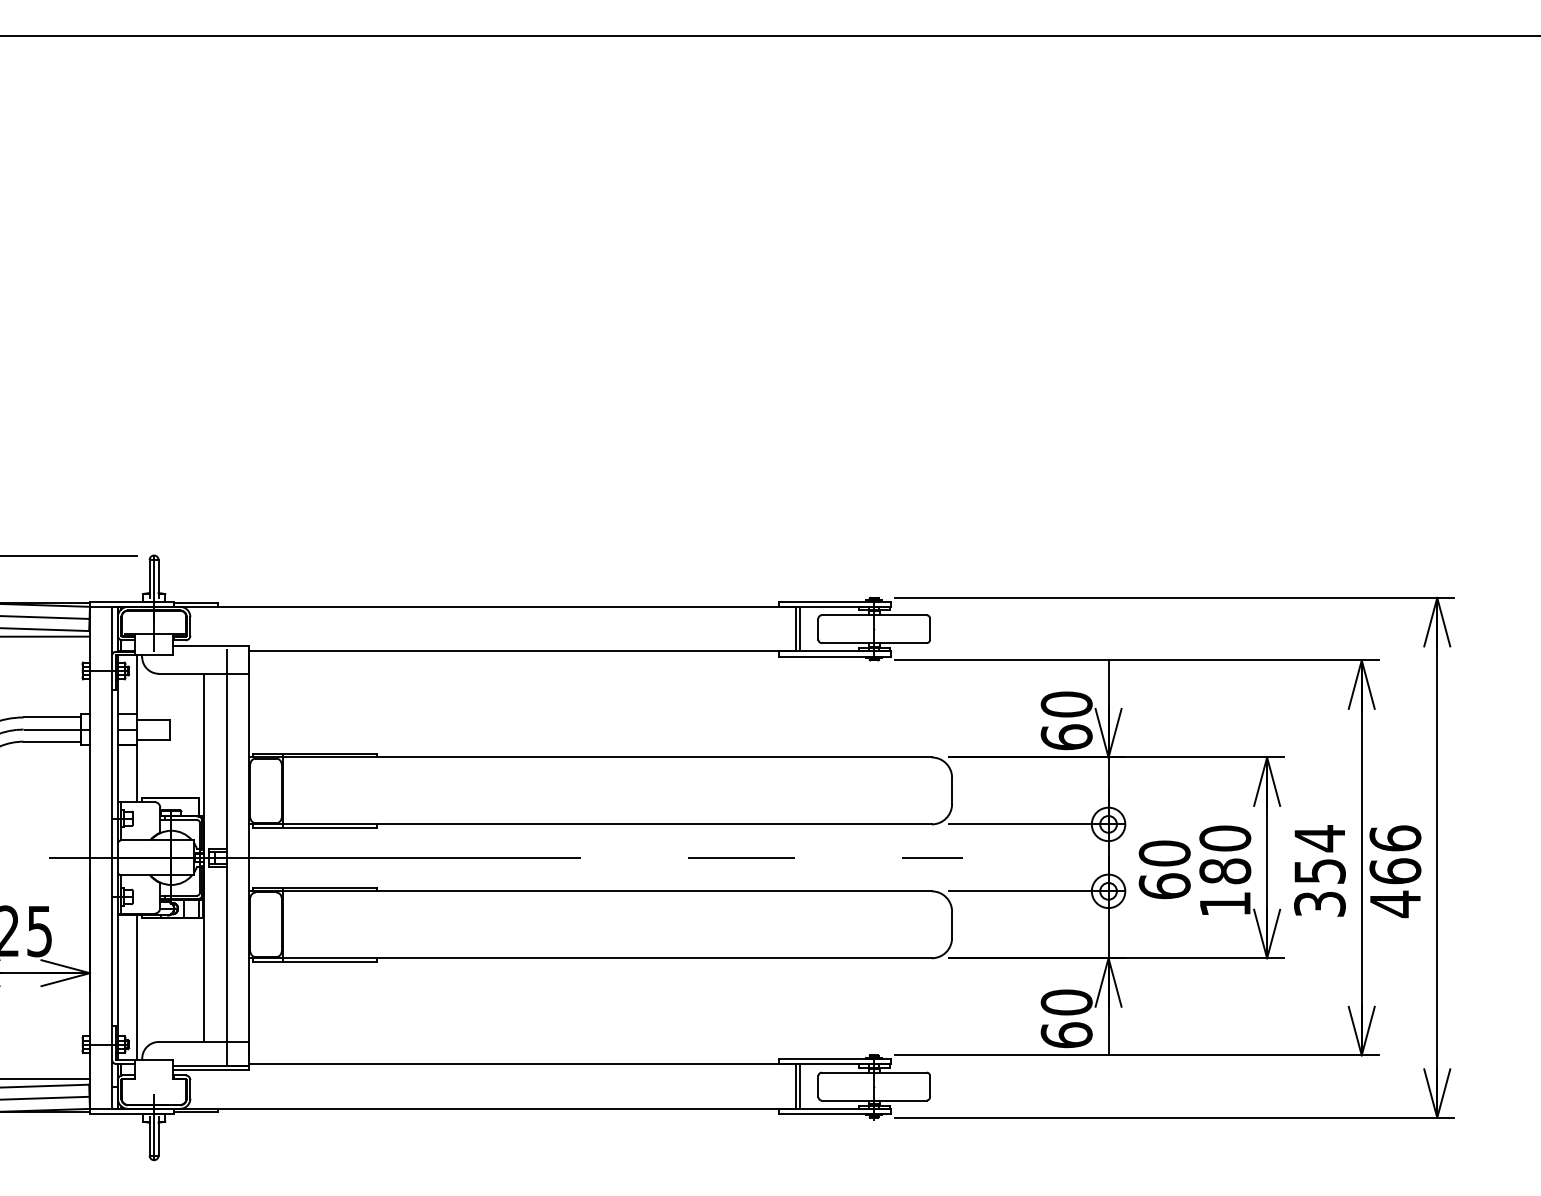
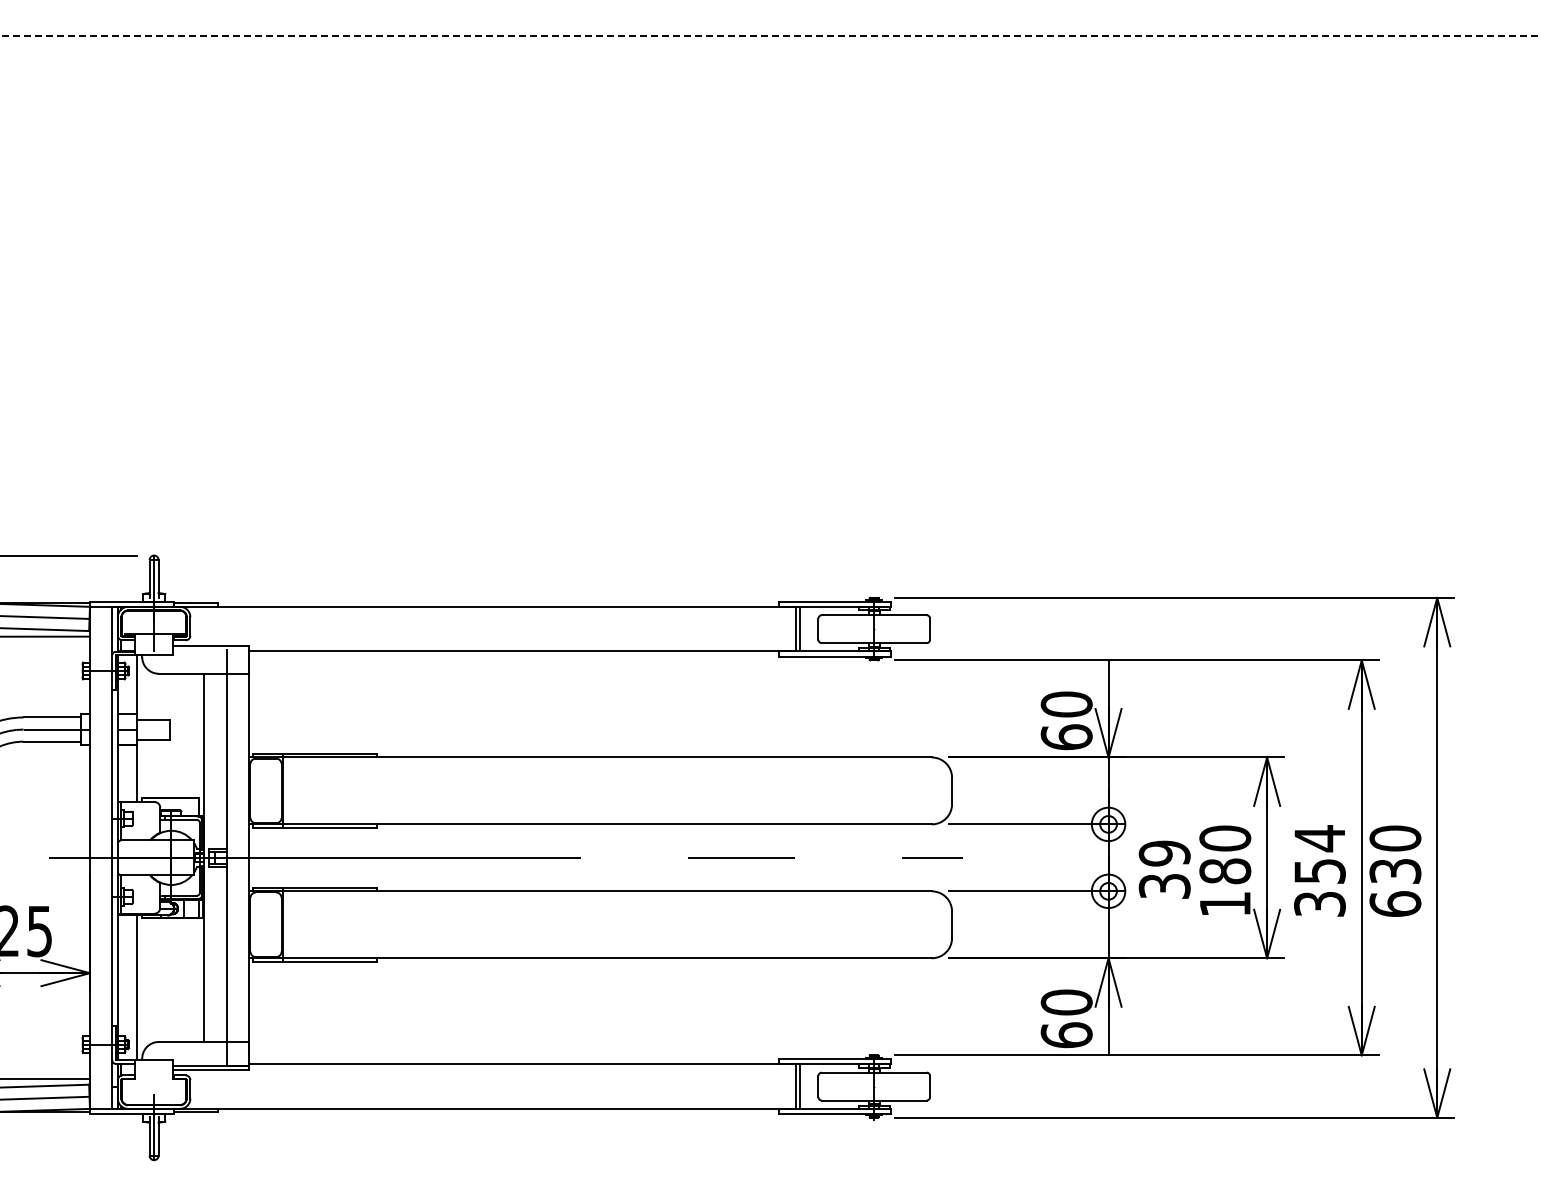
line: solid -> dashed (770, 35)
text: 60 -> 39 (1164, 869)
text: 466 -> 630 (1395, 871)
